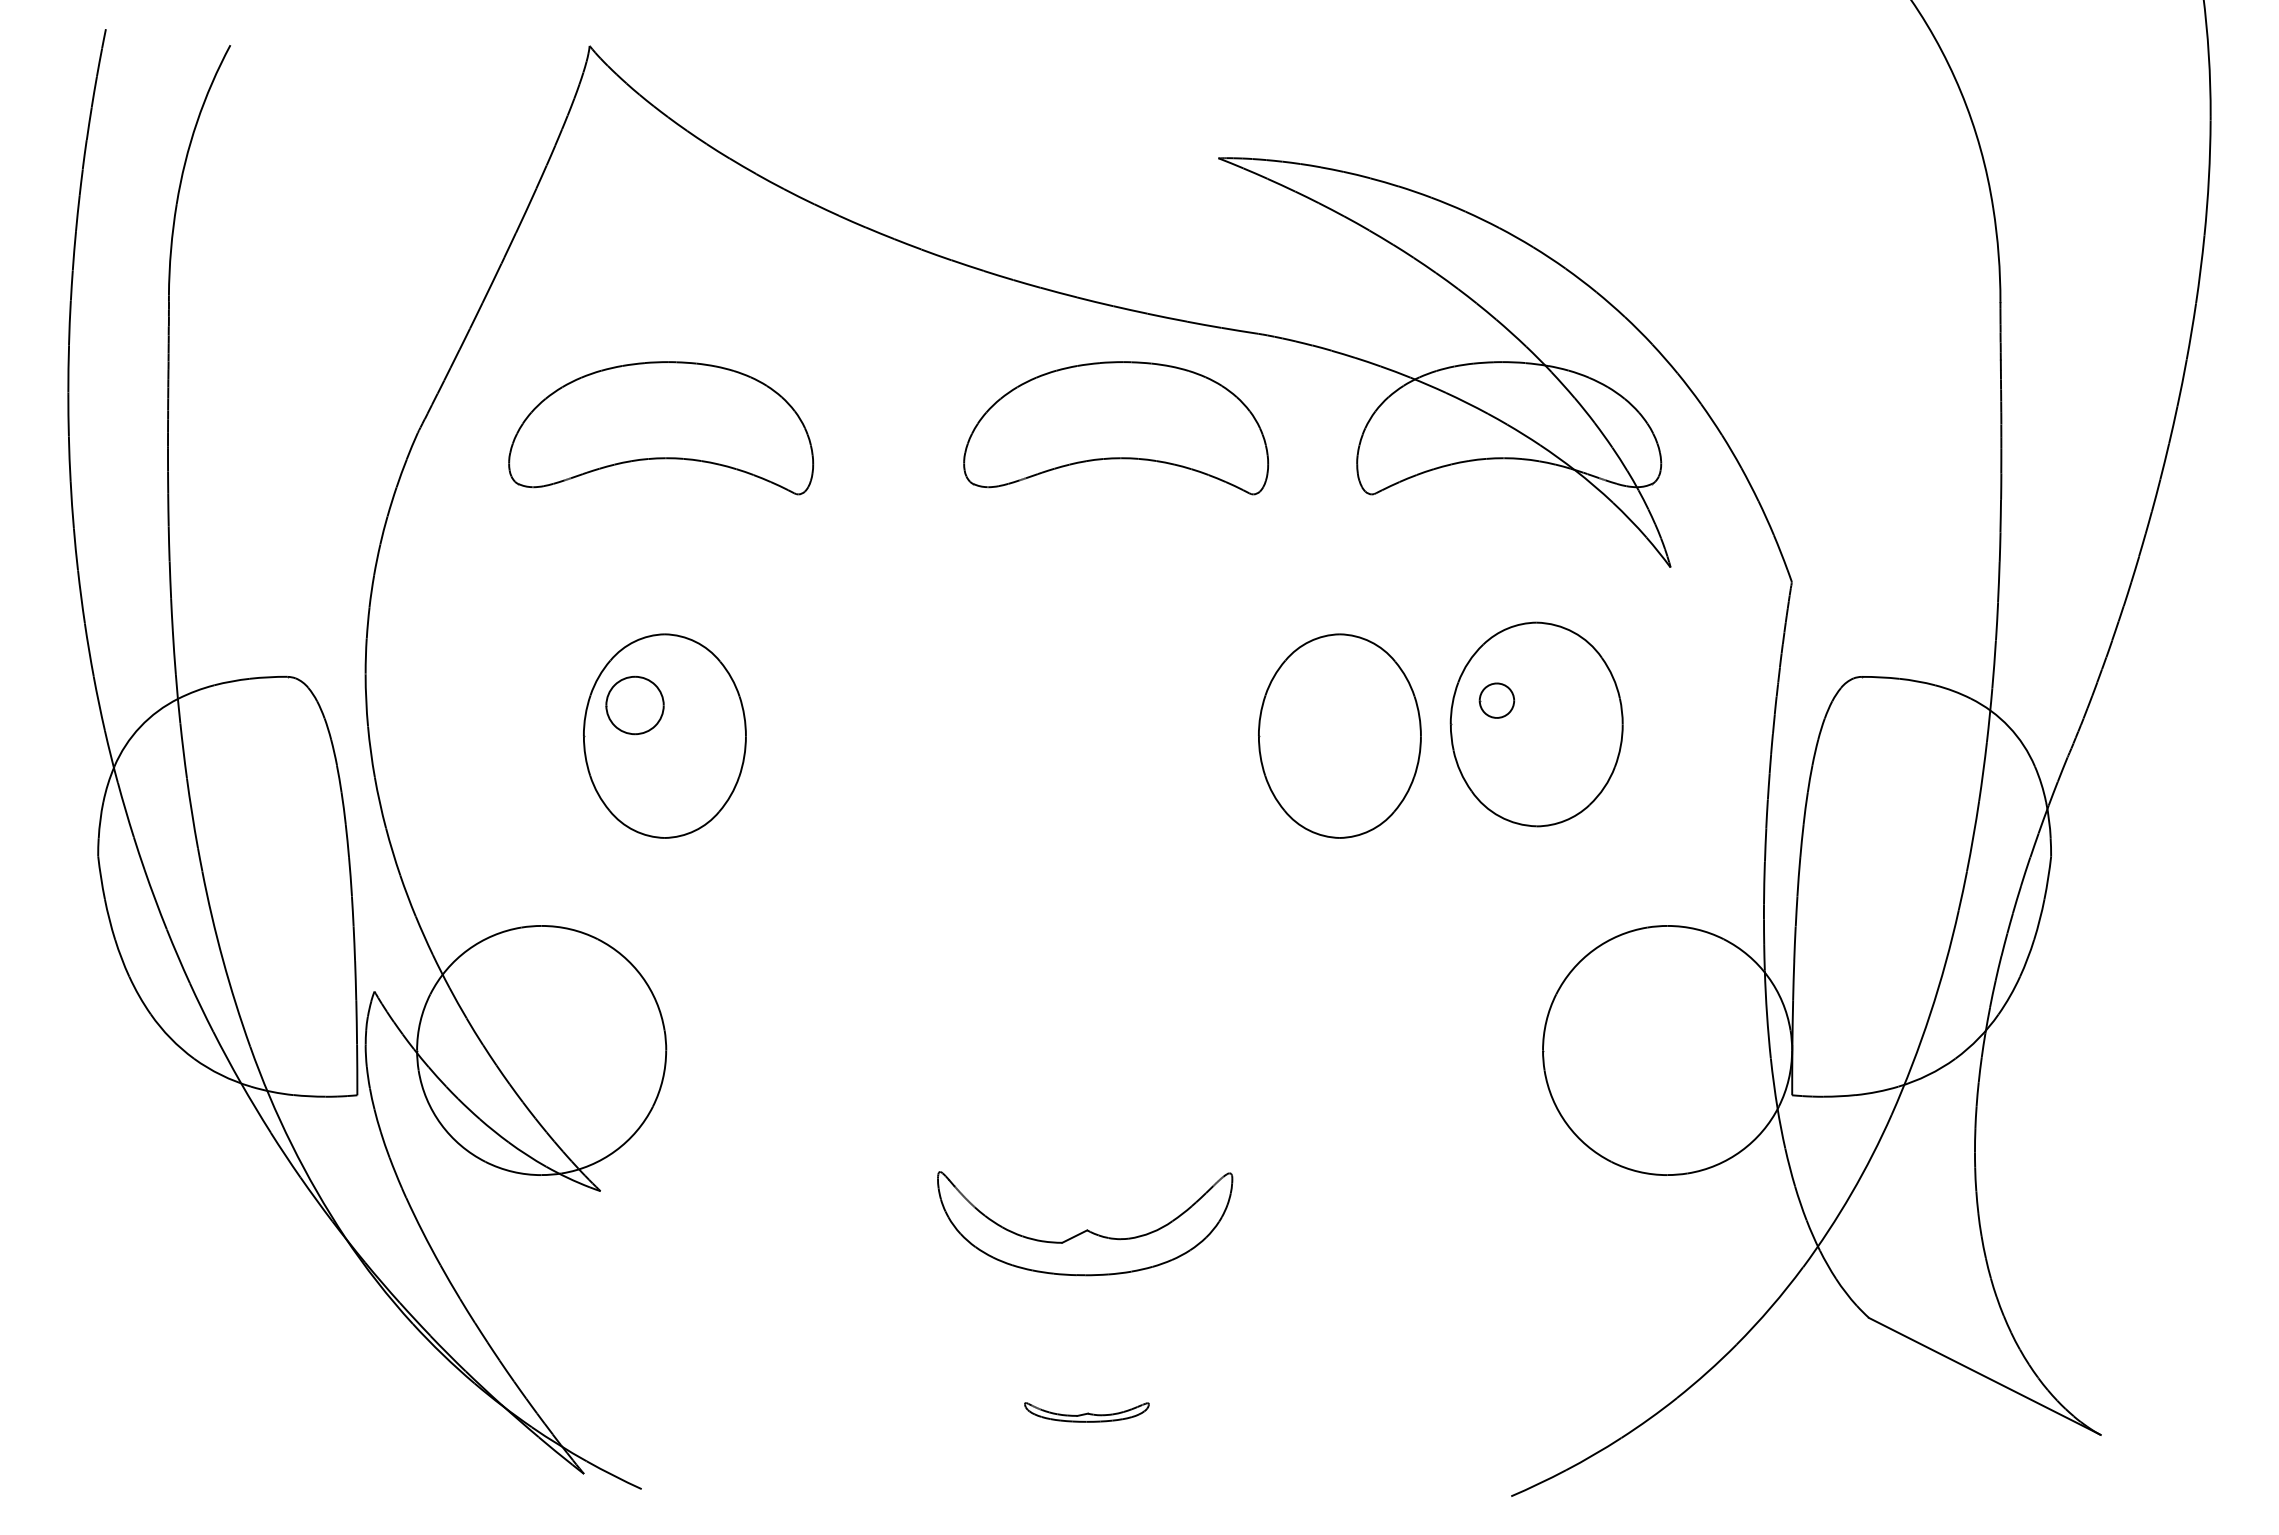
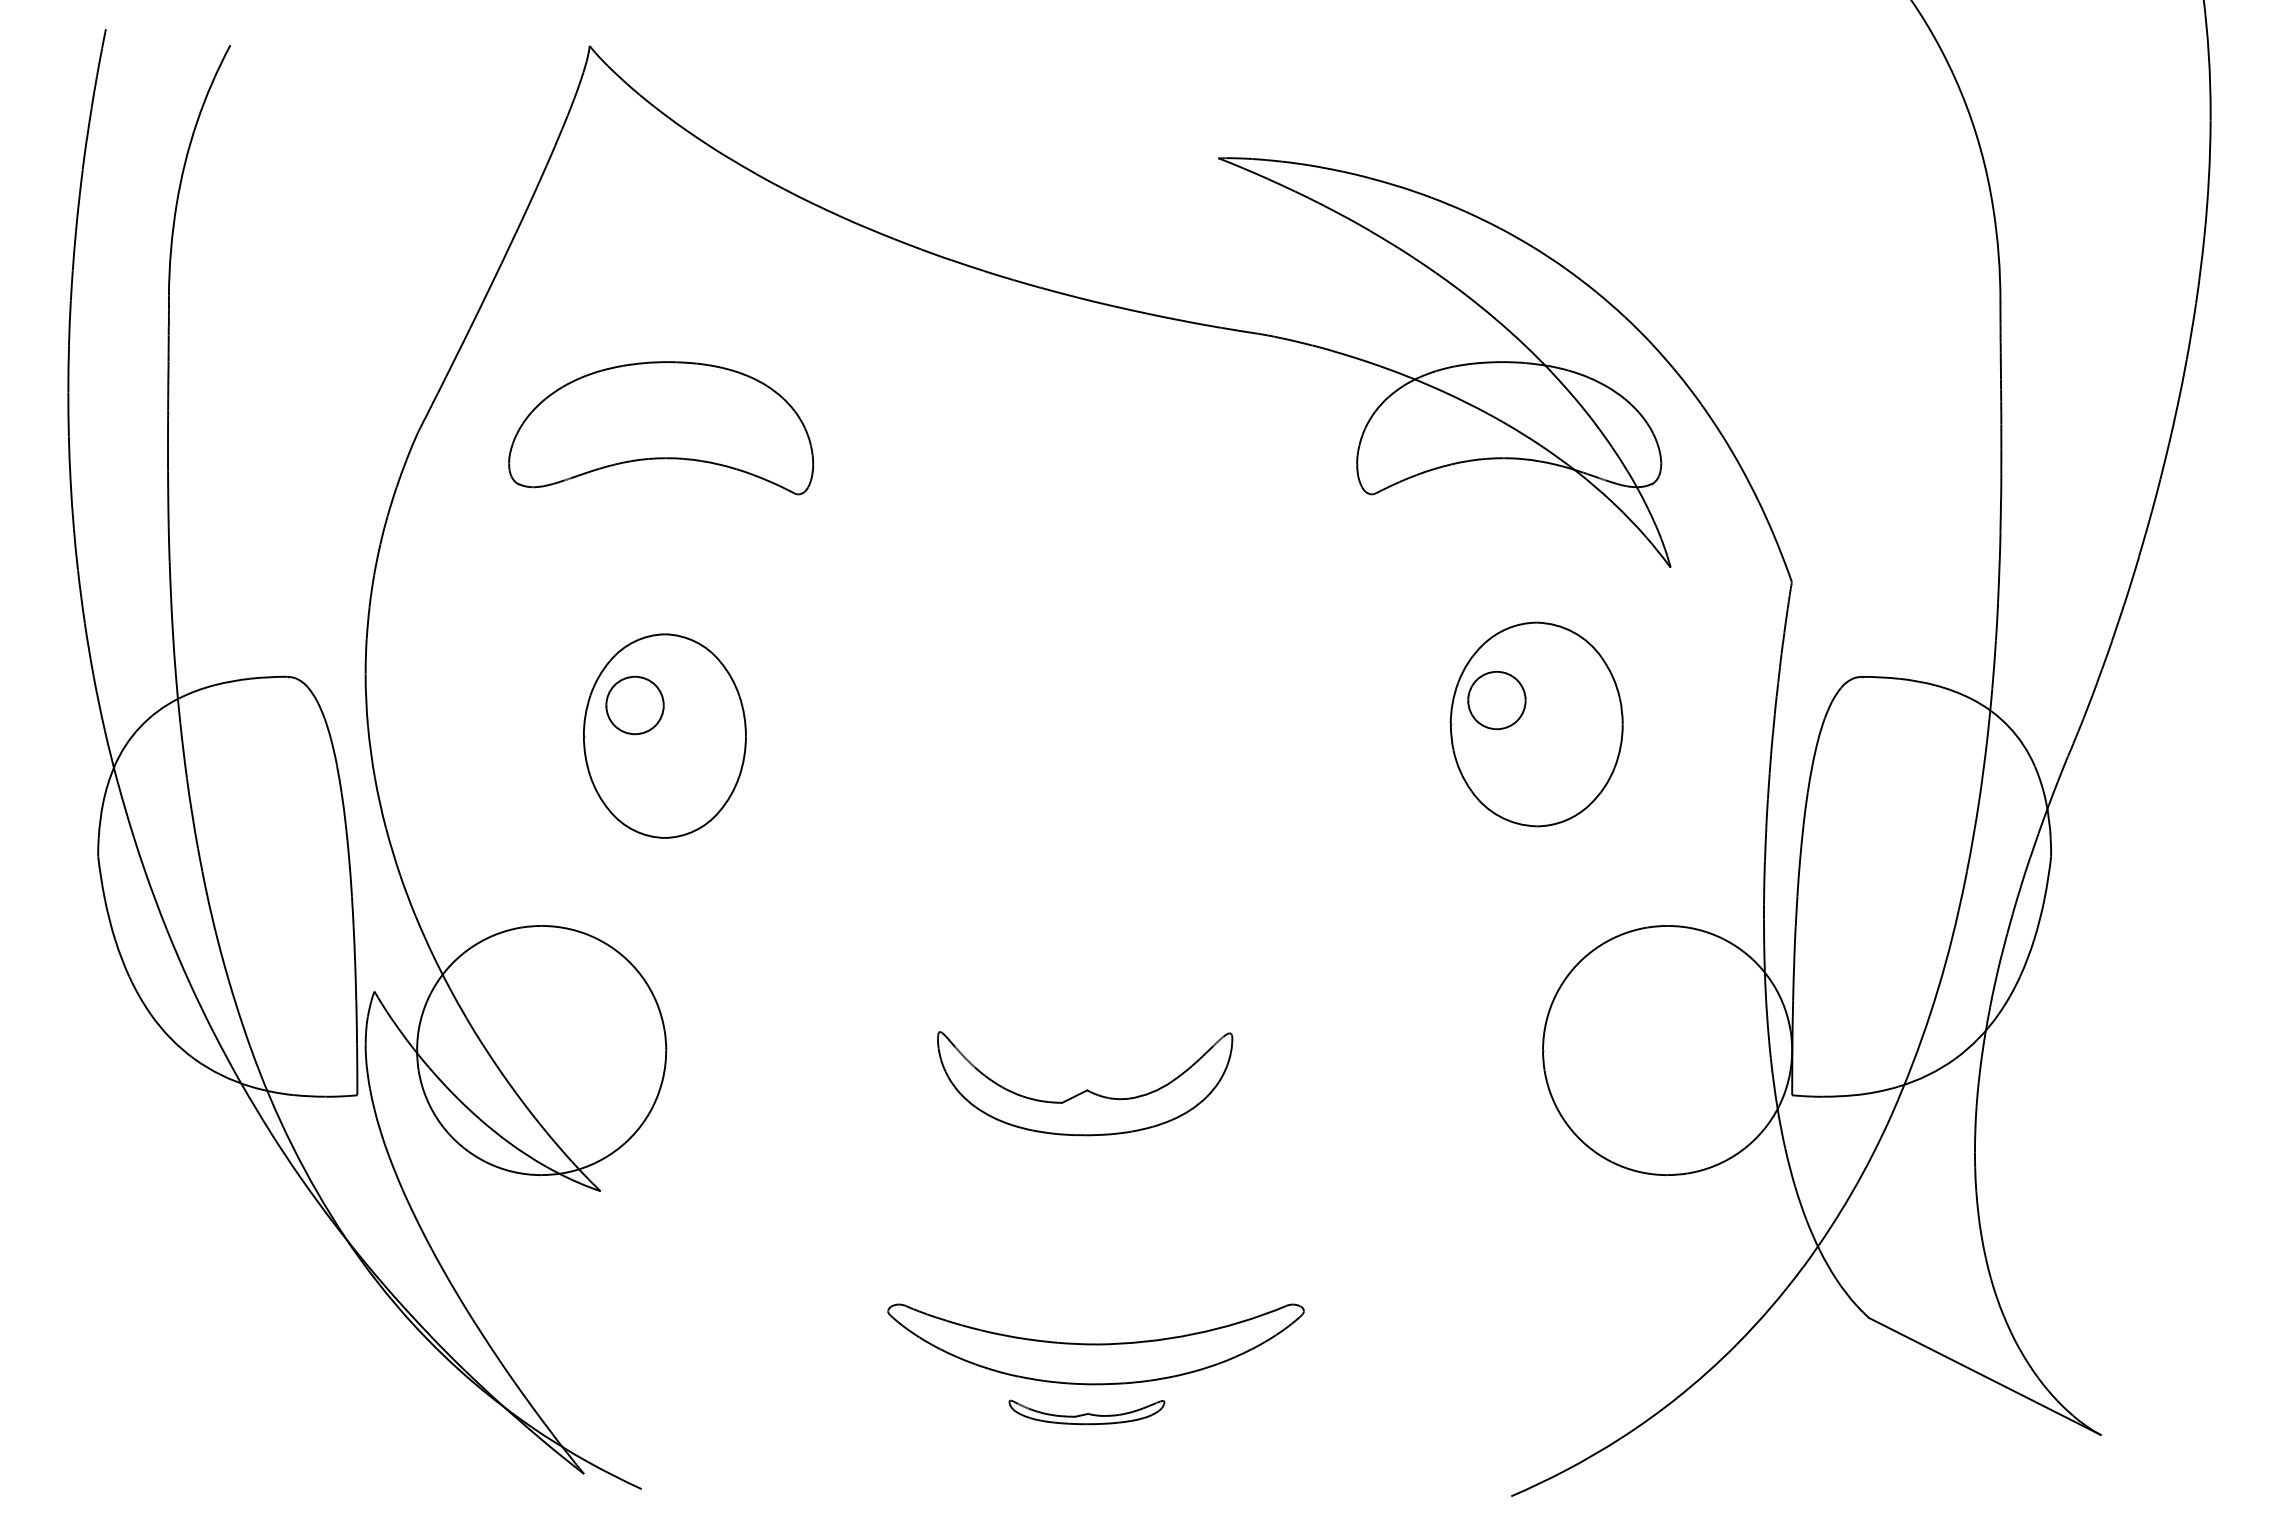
part: present -> none (1116, 428)
part size: 38x37 px -> 60x60 px (1496, 700)
part: present -> none (1339, 735)
part position: (1086, 1229) -> (1086, 1089) (1086, 1089)
part: none -> present (1095, 1344)
part size: 126x21 px -> 158x27 px (1086, 1412)
